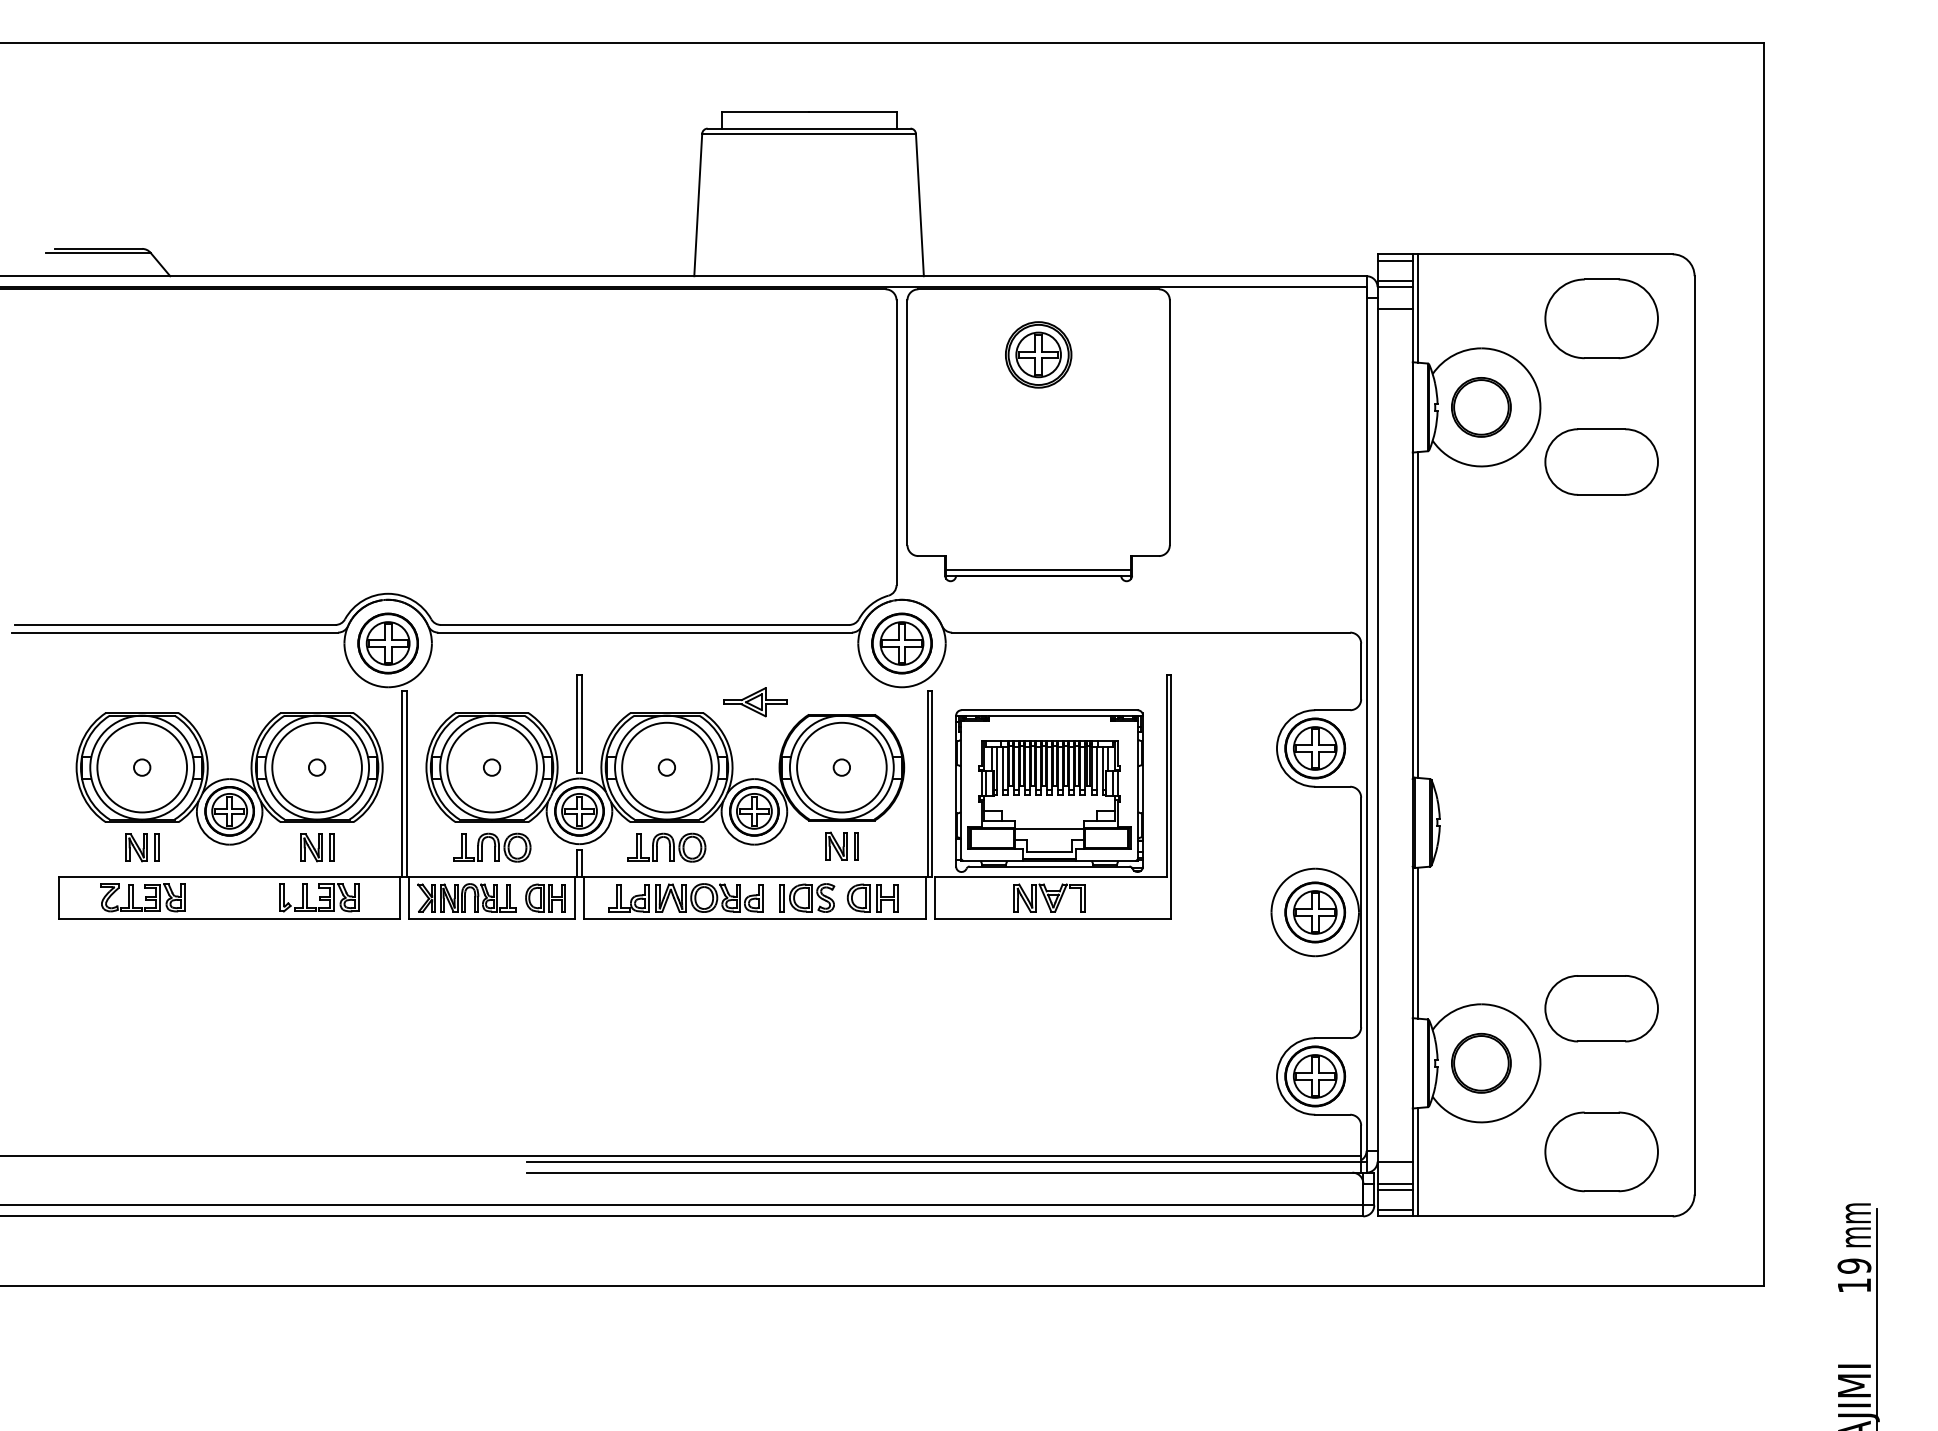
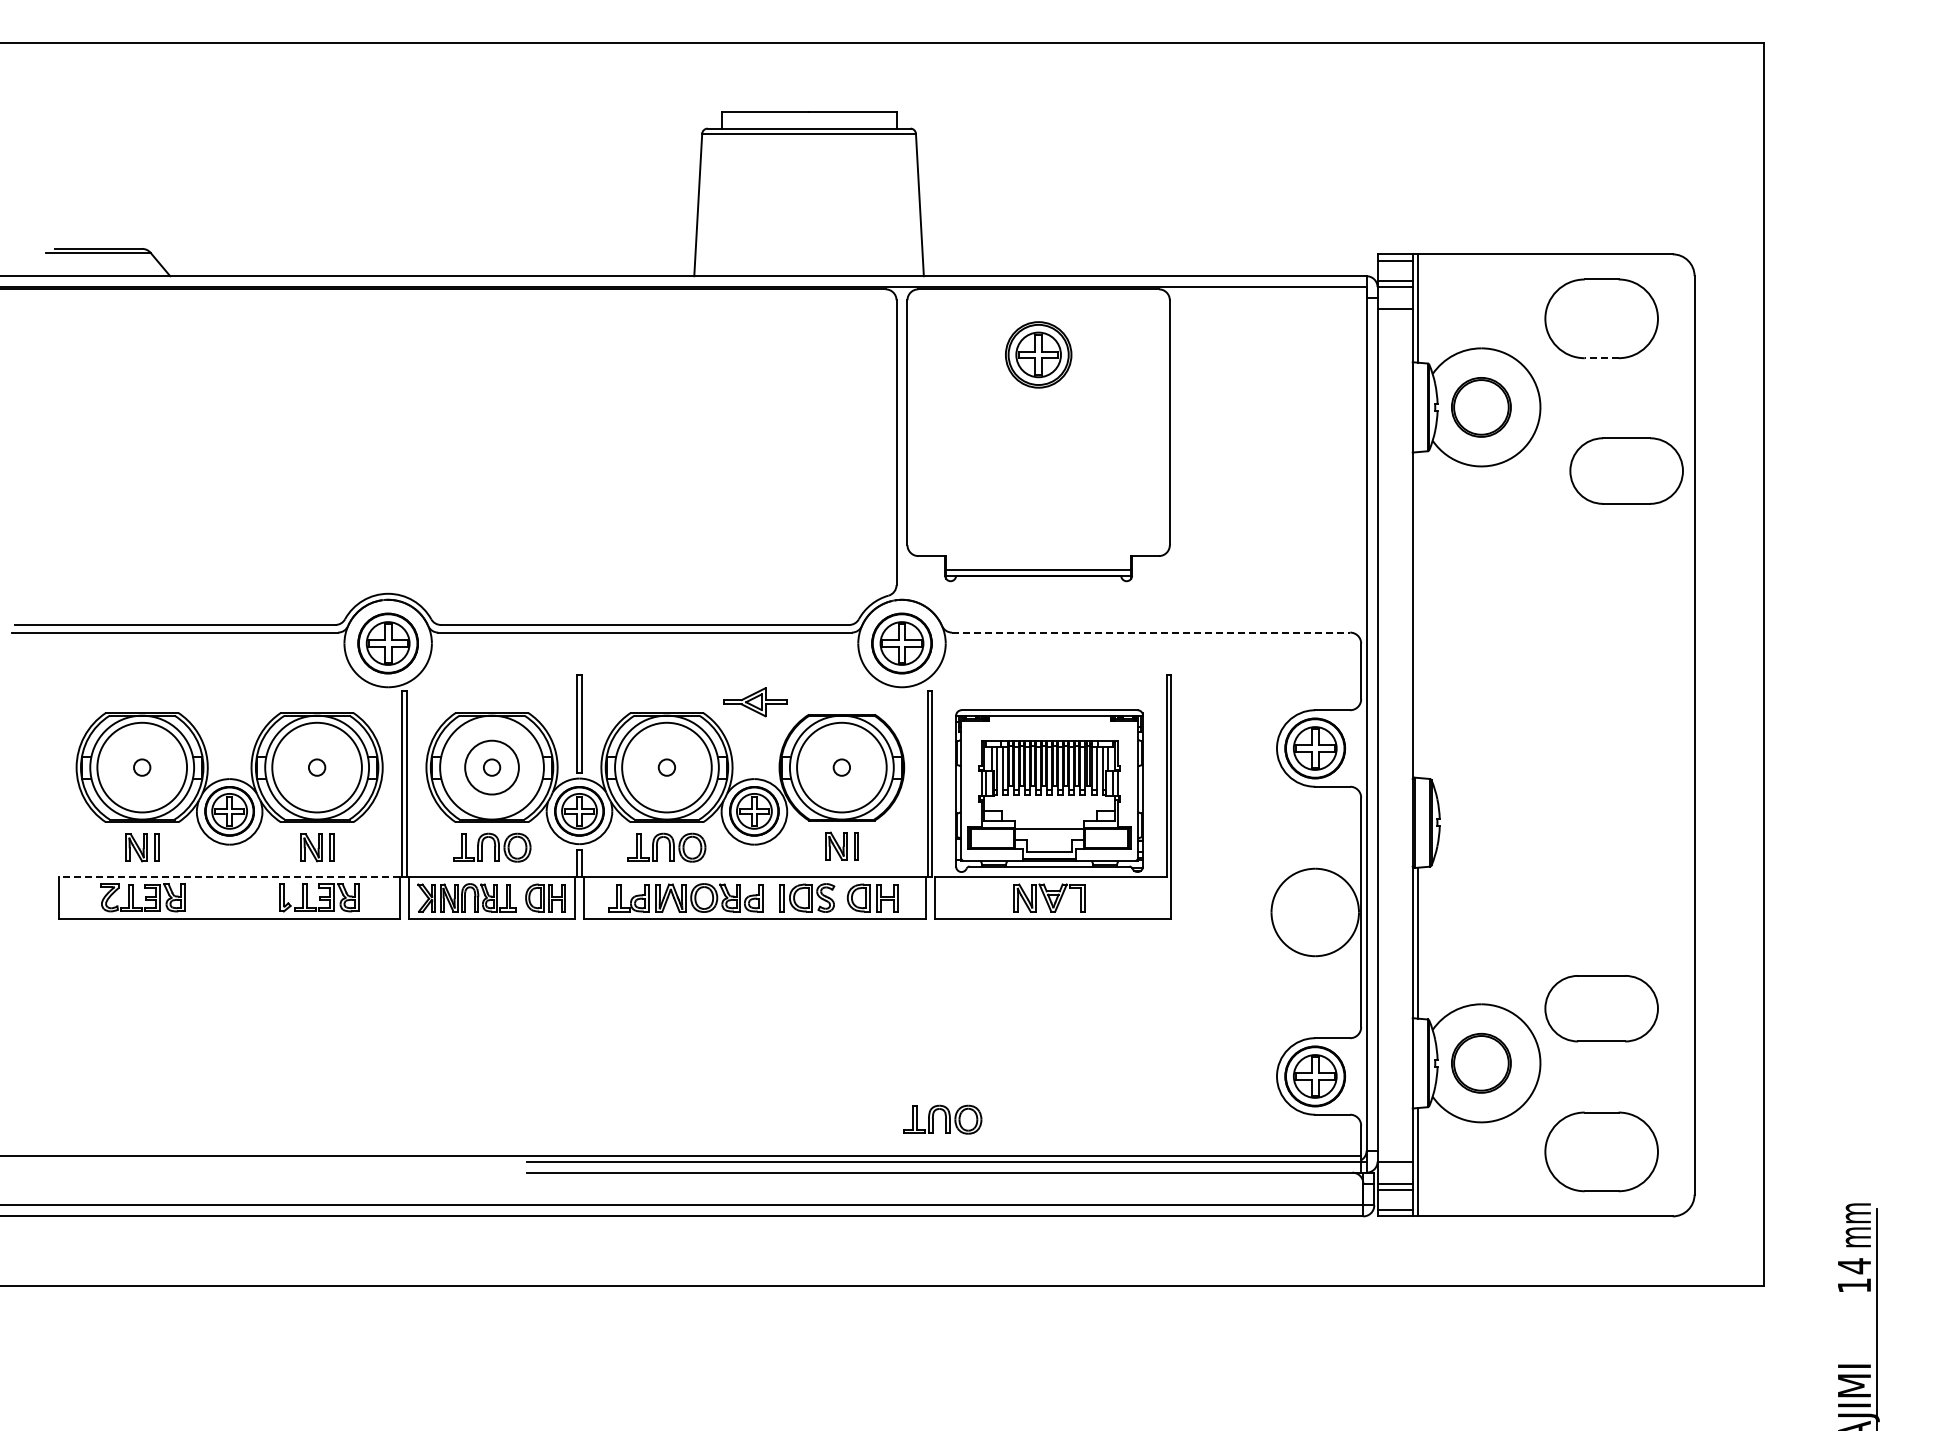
line: solid -> dashed (1601, 358)
part position: (1601, 461) -> (1626, 470) (1626, 470)
line: present -> none (1418, 614)
line: solid -> dashed (1151, 632)
circle diameter: 90 px -> 54 px (491, 767)
line: solid -> dashed (229, 877)
part: present -> none (1315, 912)
part: none -> present (942, 1119)
text: 19 -> 14 (1854, 1266)
